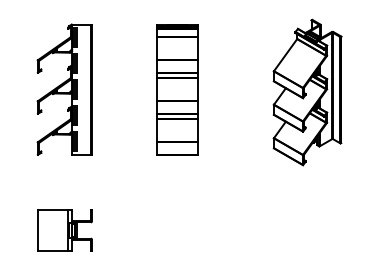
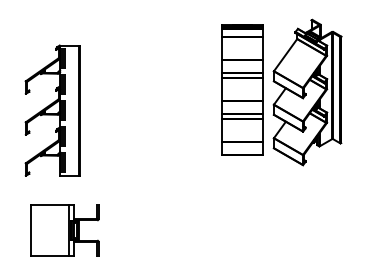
part position: (64, 89) -> (52, 110) (52, 110)
part position: (177, 89) -> (242, 89) (242, 89)
part size: 56x43 px -> 70x53 px (64, 230)
